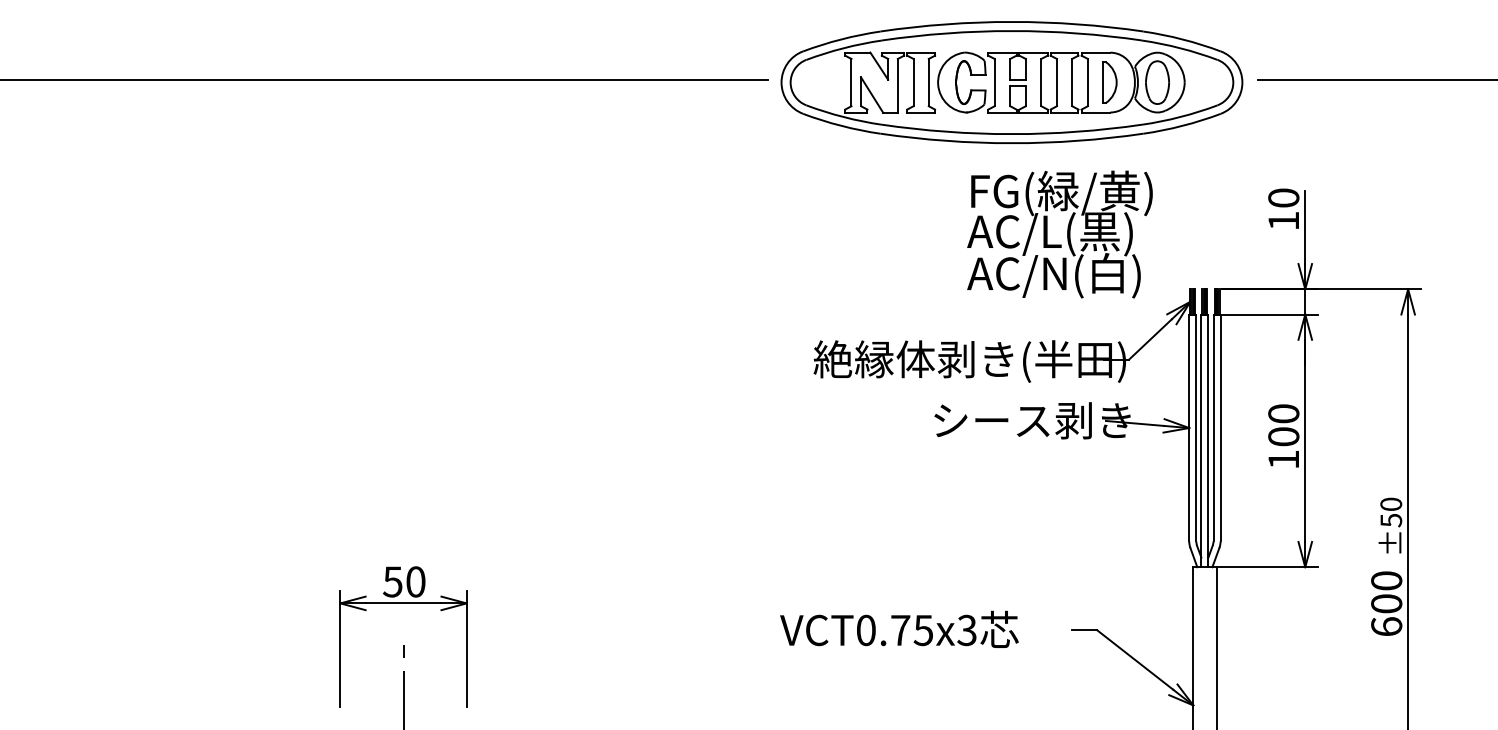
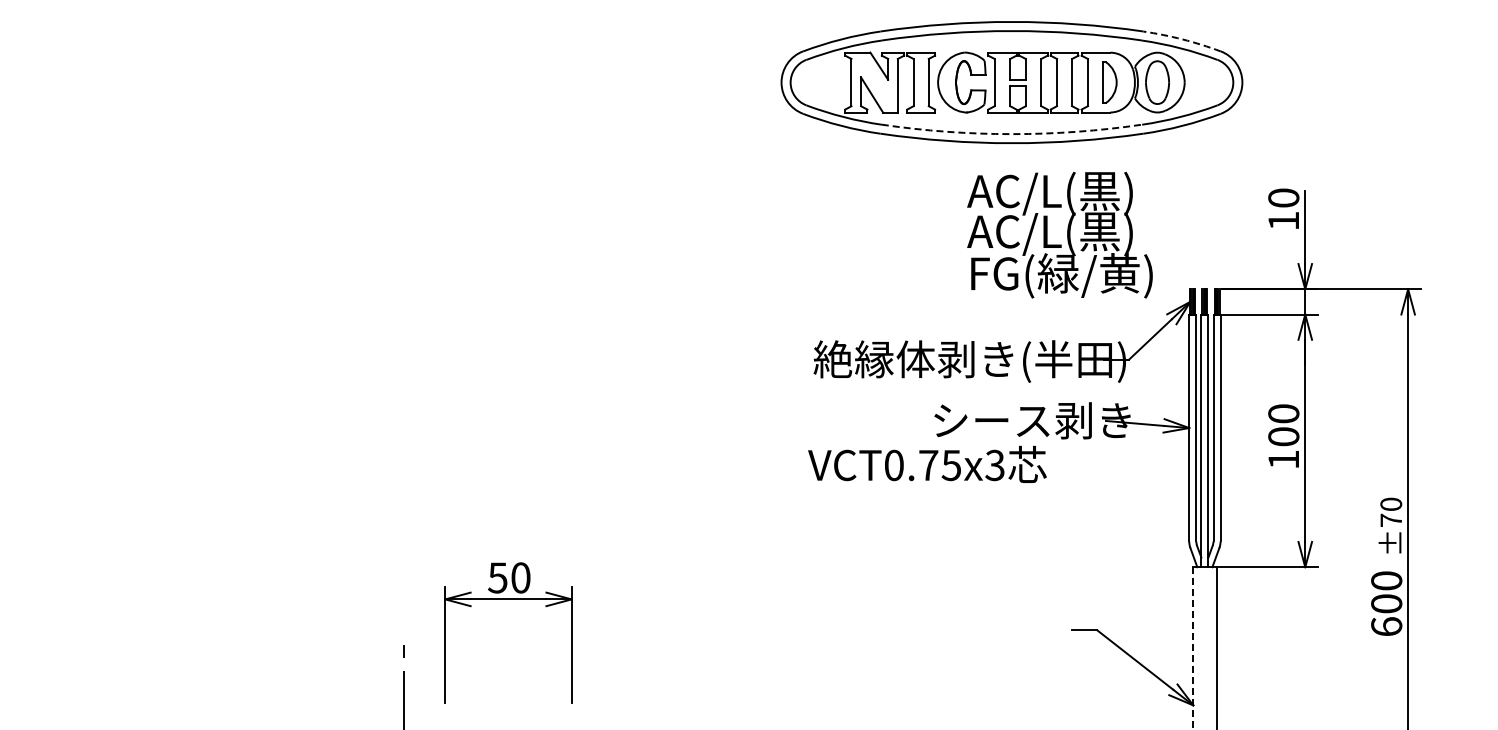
arc: solid -> dashed (1182, 39)
line: present -> none (384, 80)
line: present -> none (1376, 80)
arc: solid -> dashed (1011, 134)
text: FG(緑/黄) -> AC/L(黒) (1059, 193)
text: AC/N(白) -> FG(緑/黄) (1059, 275)
text: ±50 -> ±70 (1391, 520)
part position: (403, 603) -> (508, 599) (508, 599)
text position: (899, 628) -> (927, 463) (927, 463)
line: solid -> dashed (1193, 648)
